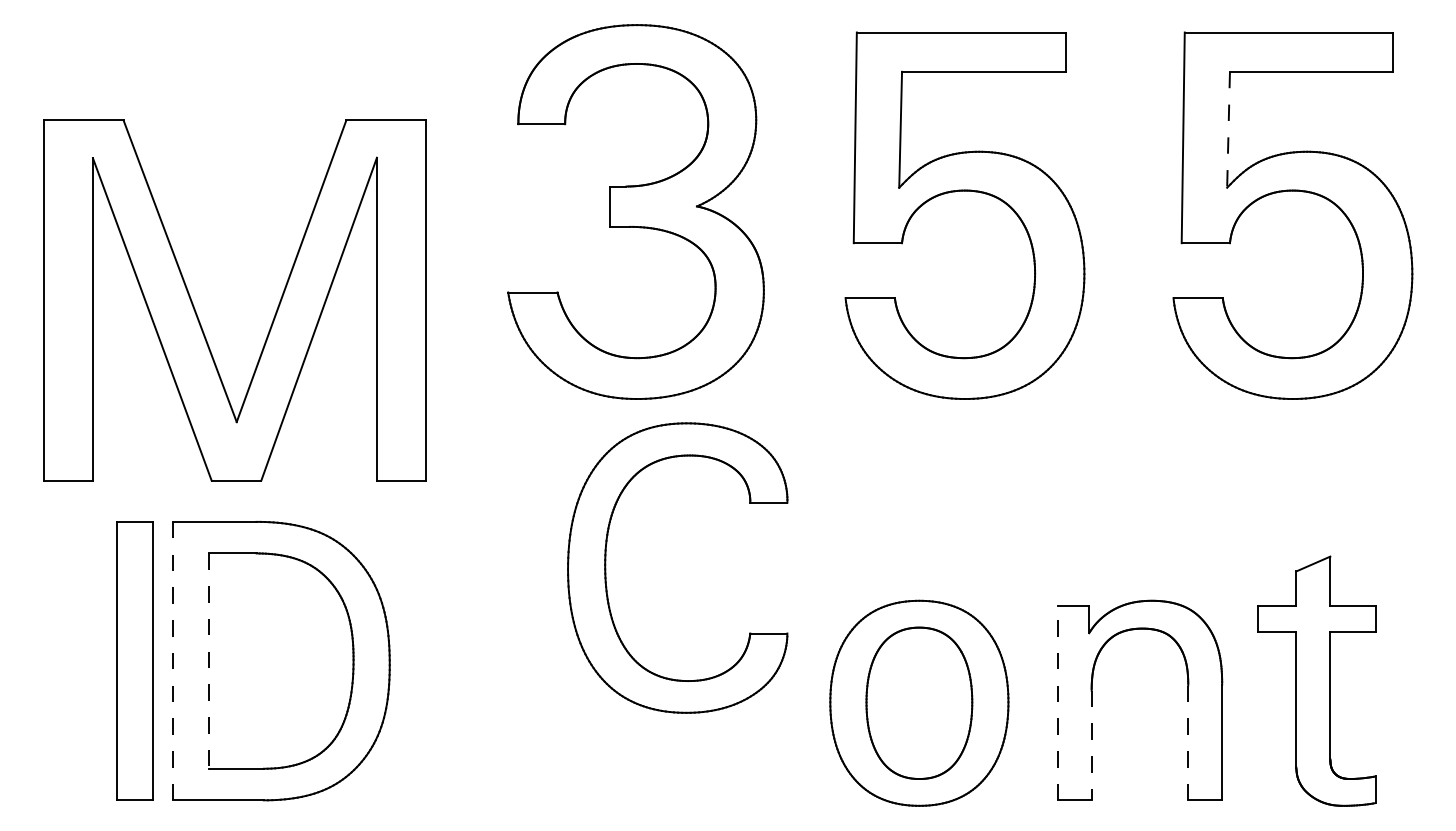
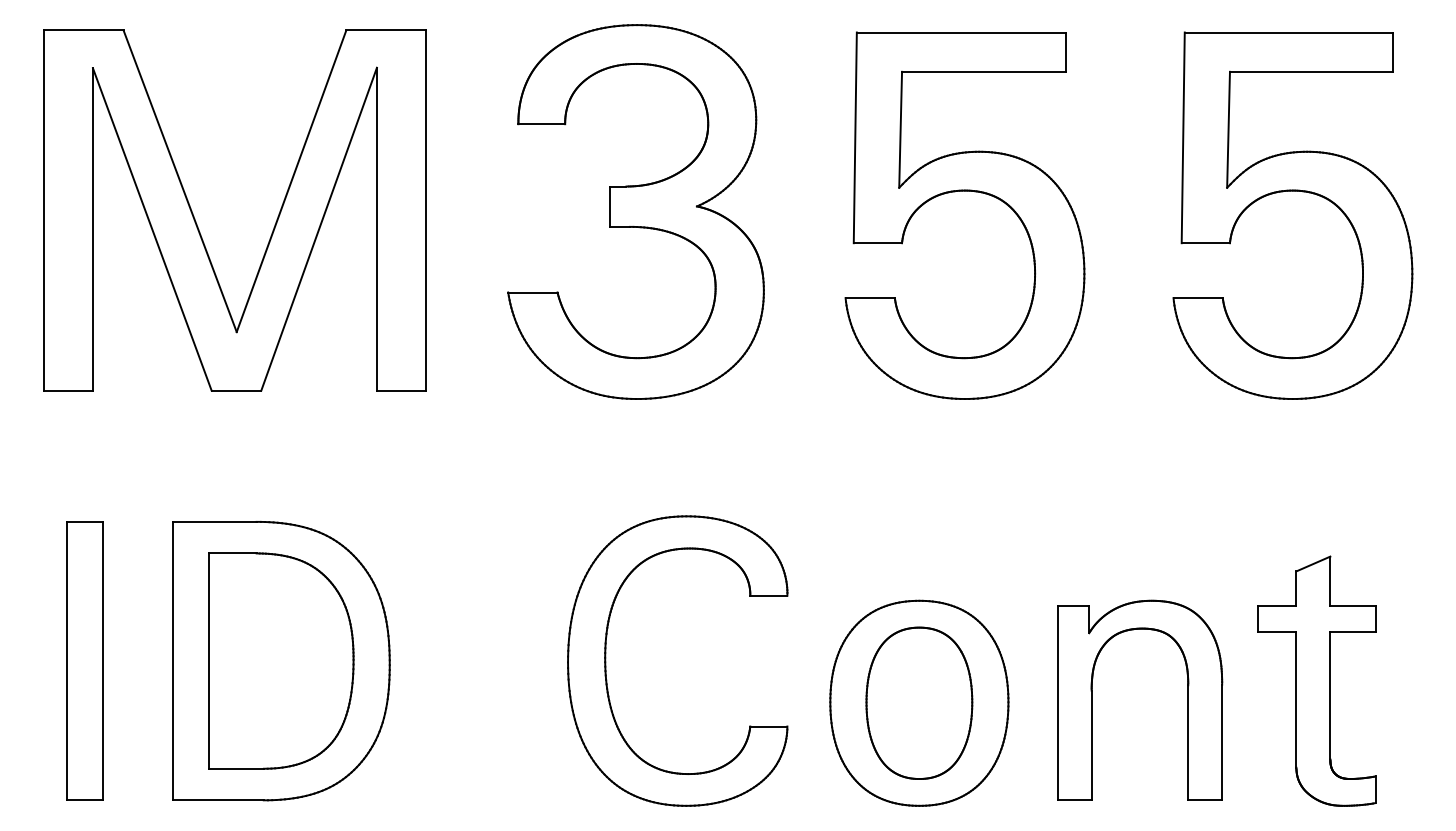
line: dashed -> solid (1228, 129)
part position: (198, 316) -> (198, 226) (198, 226)
part position: (606, 567) -> (606, 660) (606, 660)
part position: (134, 660) -> (84, 660) (84, 660)
line: dashed -> solid (172, 660)
line: dashed -> solid (209, 661)
line: dashed -> solid (1057, 703)
line: dashed -> solid (1188, 742)
line: dashed -> solid (1091, 745)
